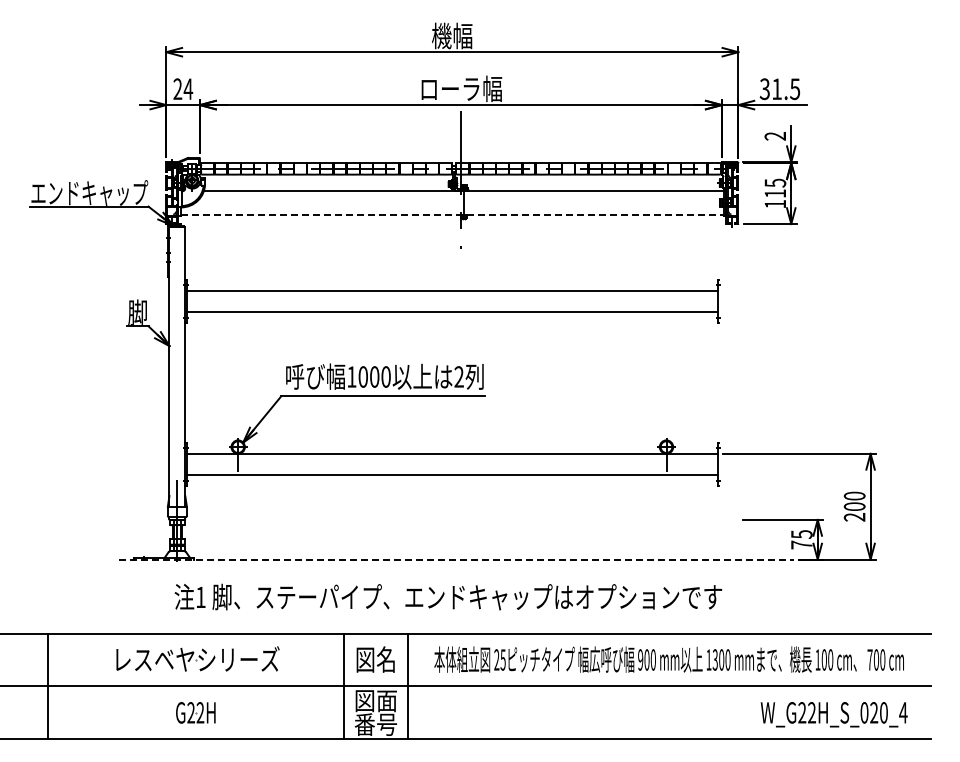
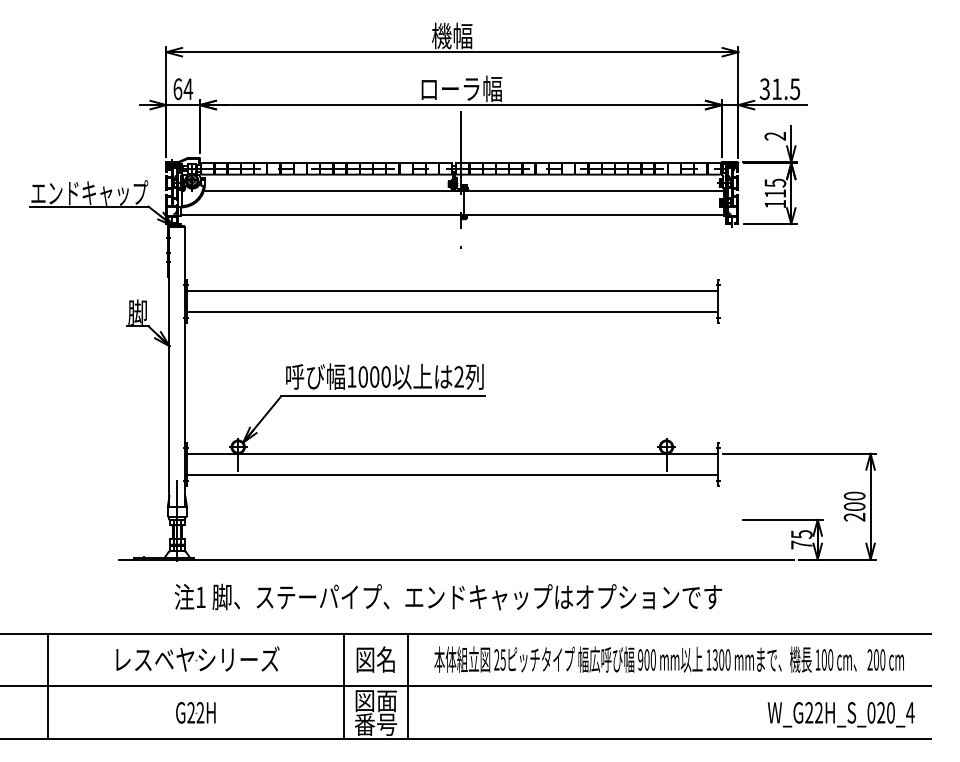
text: 24 -> 64 (177, 89)
line: dashed -> solid (452, 214)
line: dashed -> solid (456, 559)
text: 700 -> 200 (869, 659)
text position: (833, 714) -> (840, 714) (840, 714)
